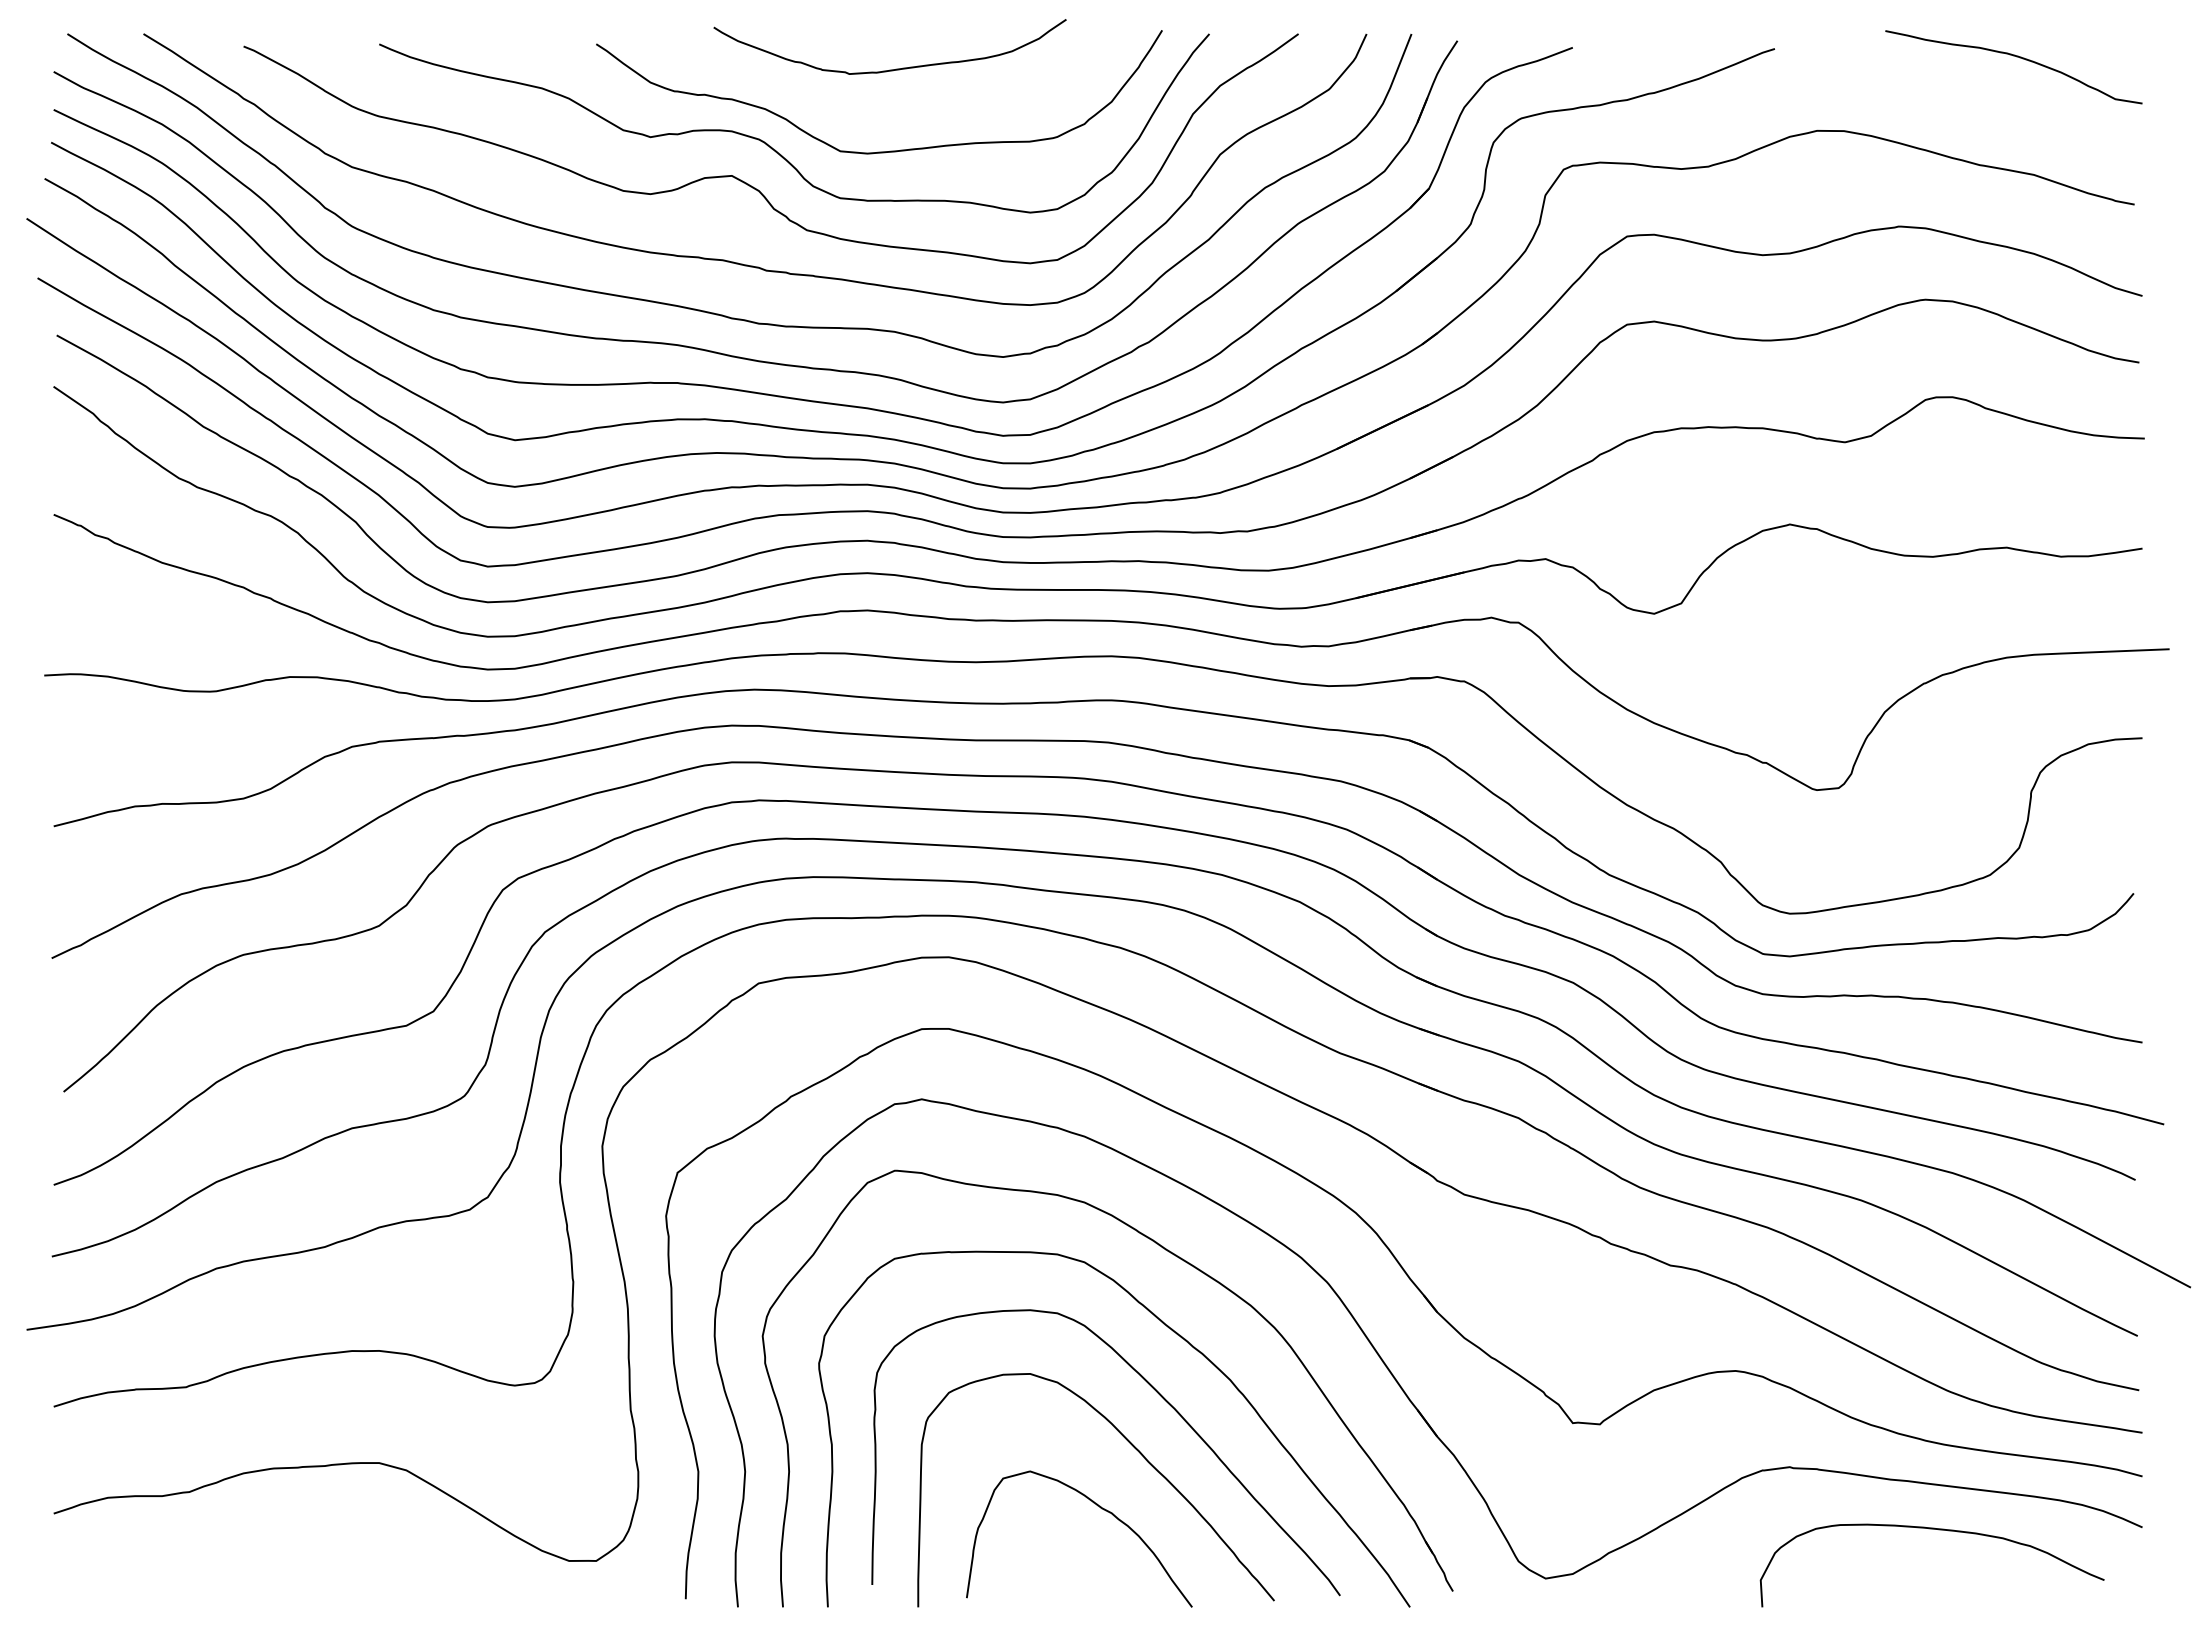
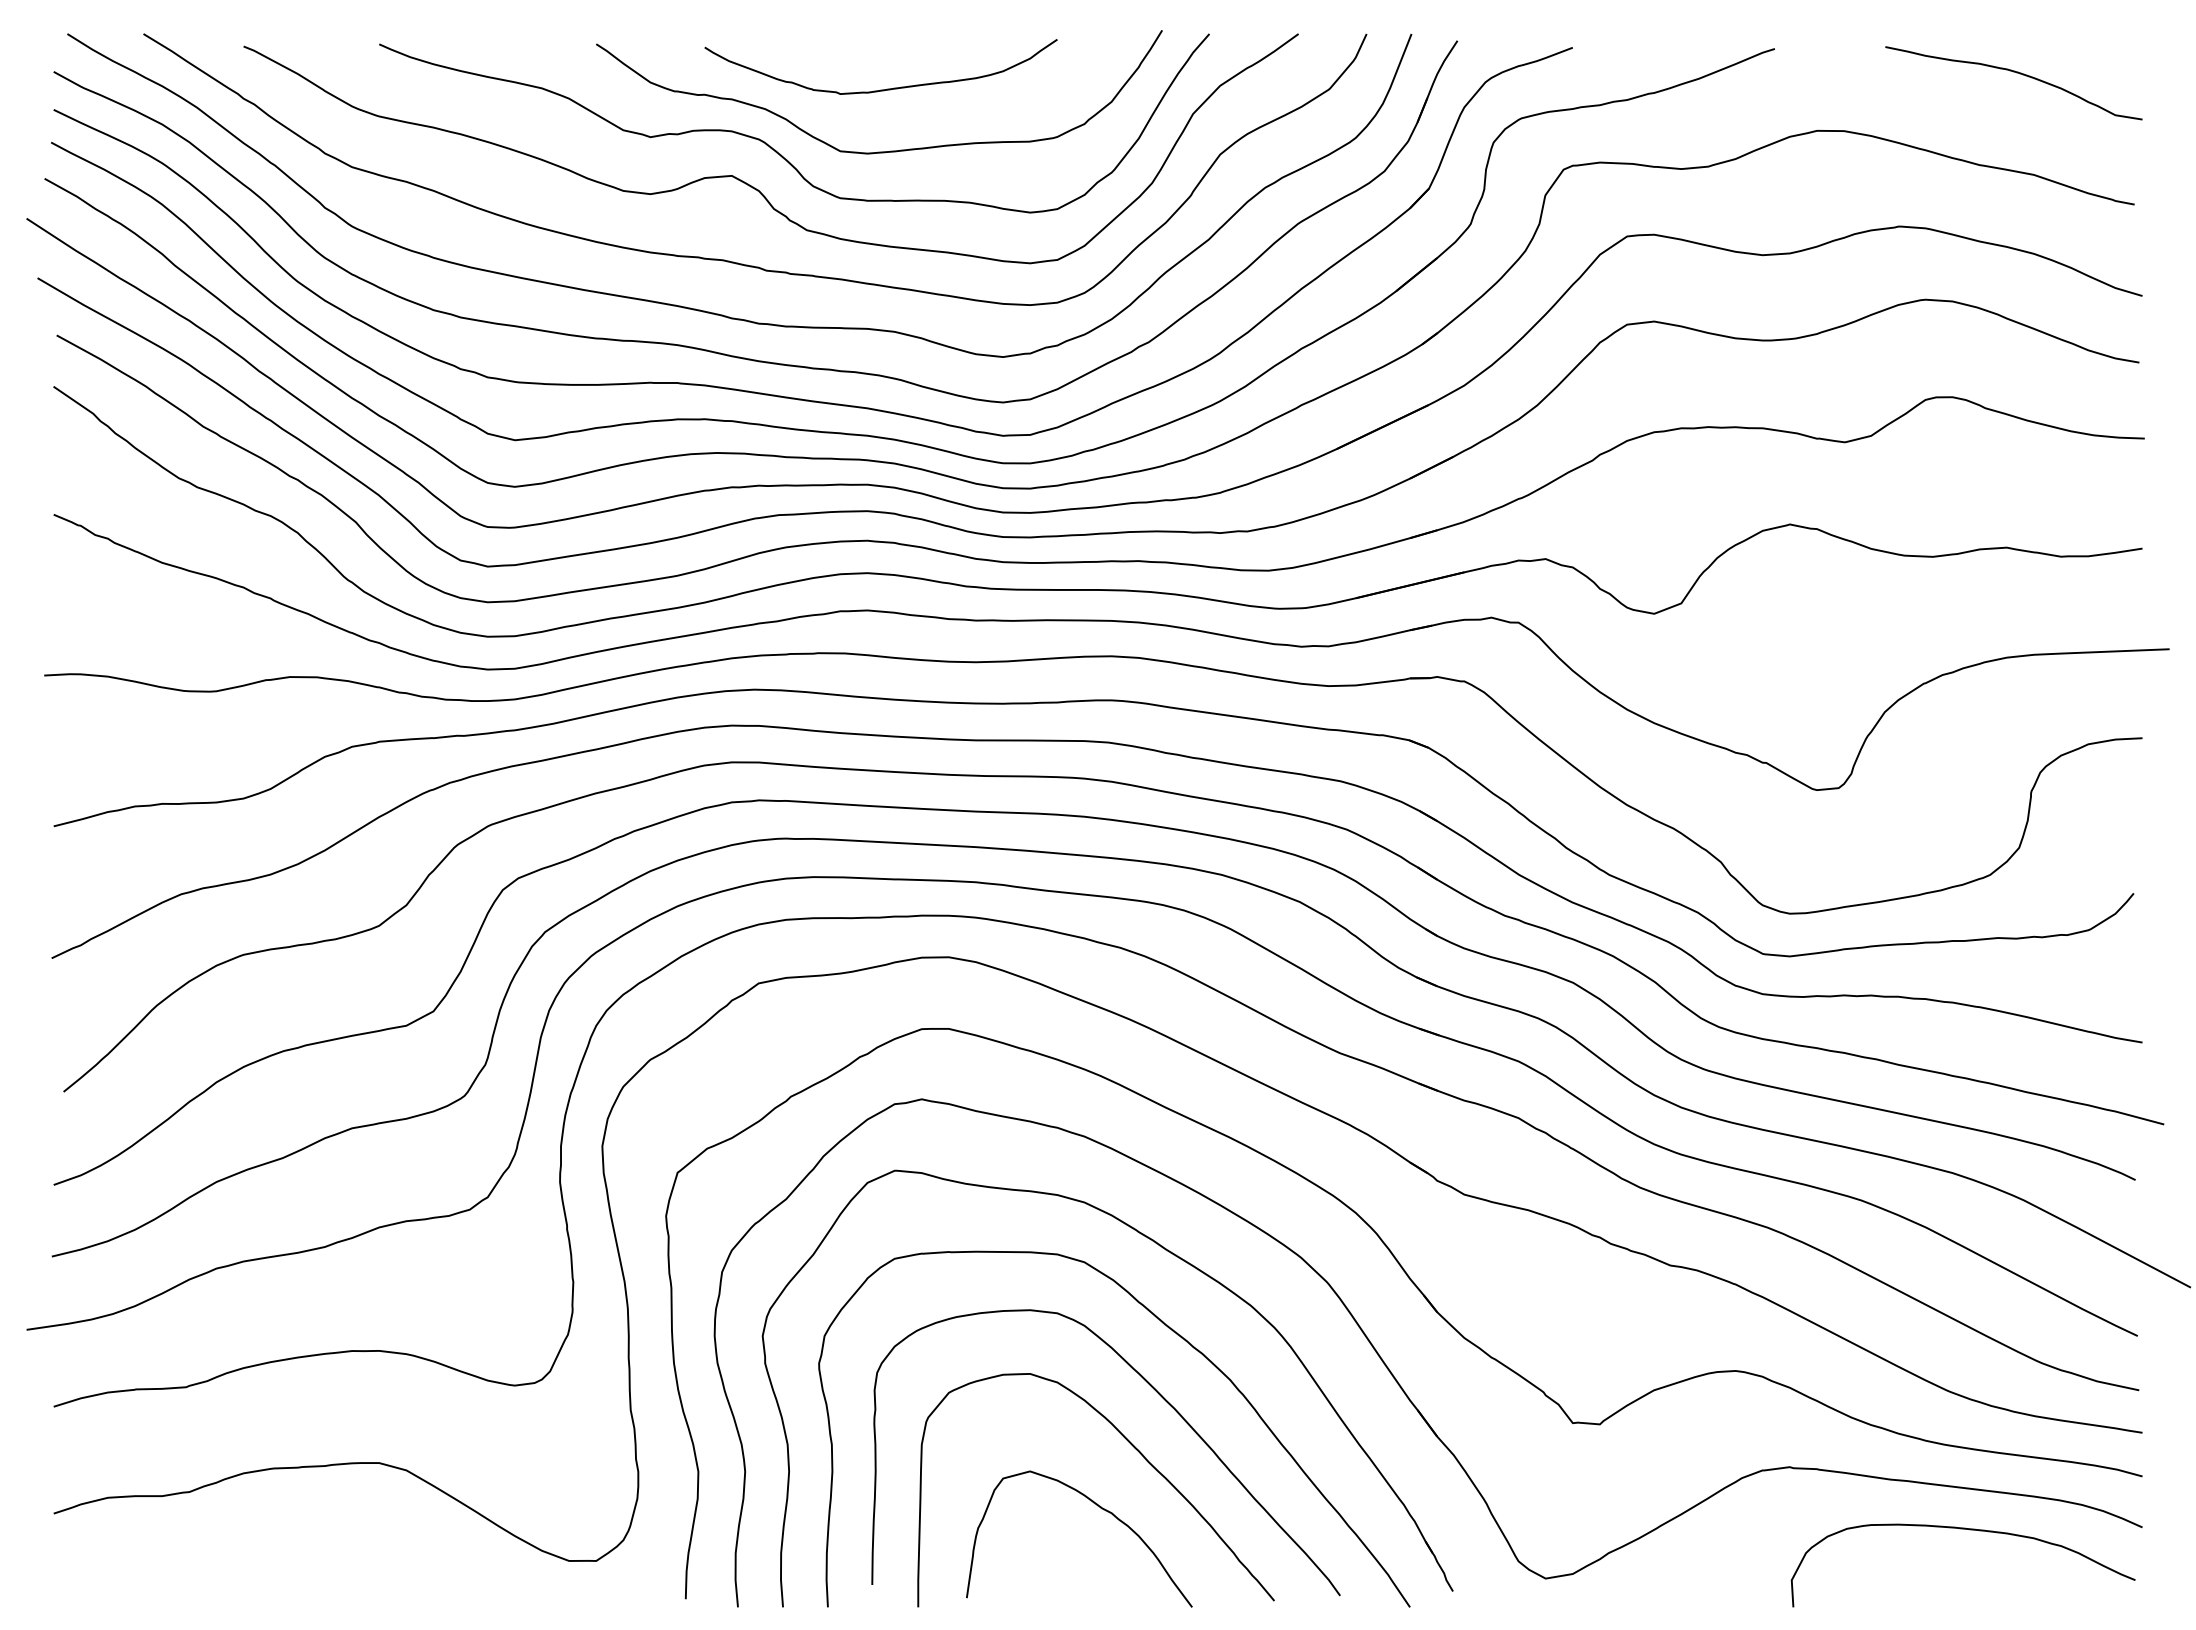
curve position: (2016, 57) -> (2016, 73) (2016, 73)
curve position: (889, 69) -> (880, 89) (880, 89)
curve position: (1938, 1530) -> (1969, 1530) (1969, 1530)
